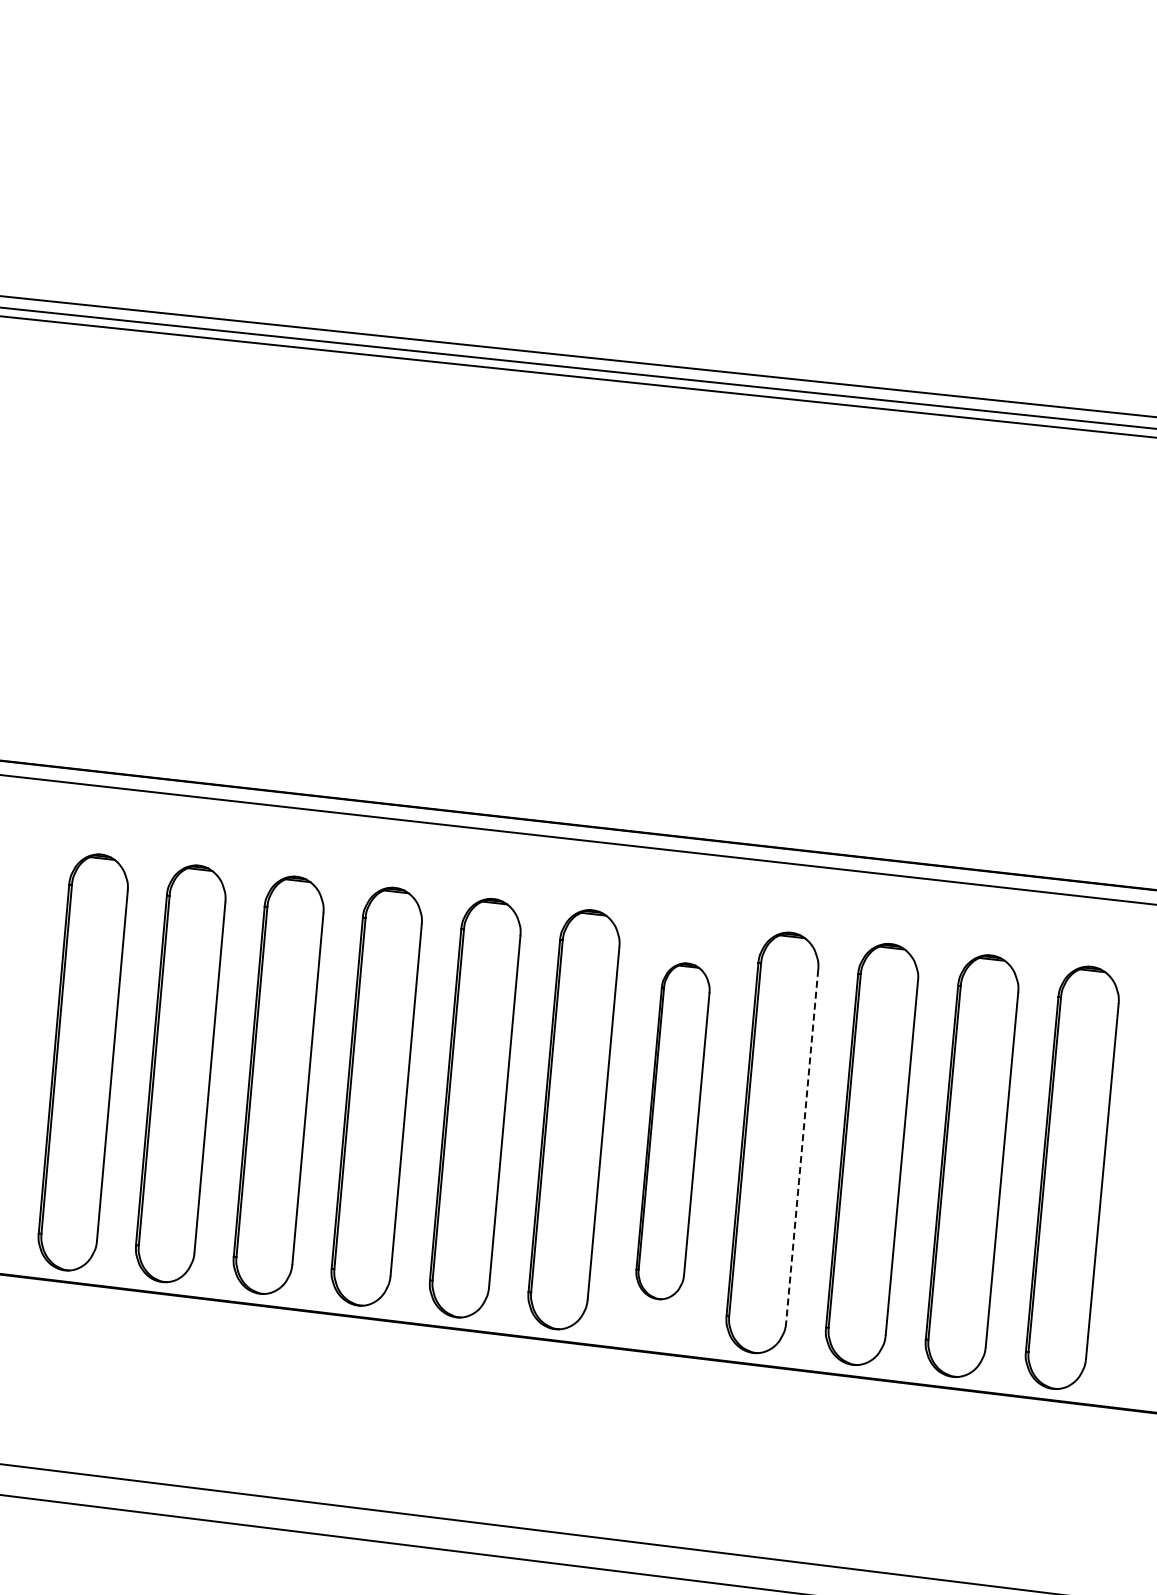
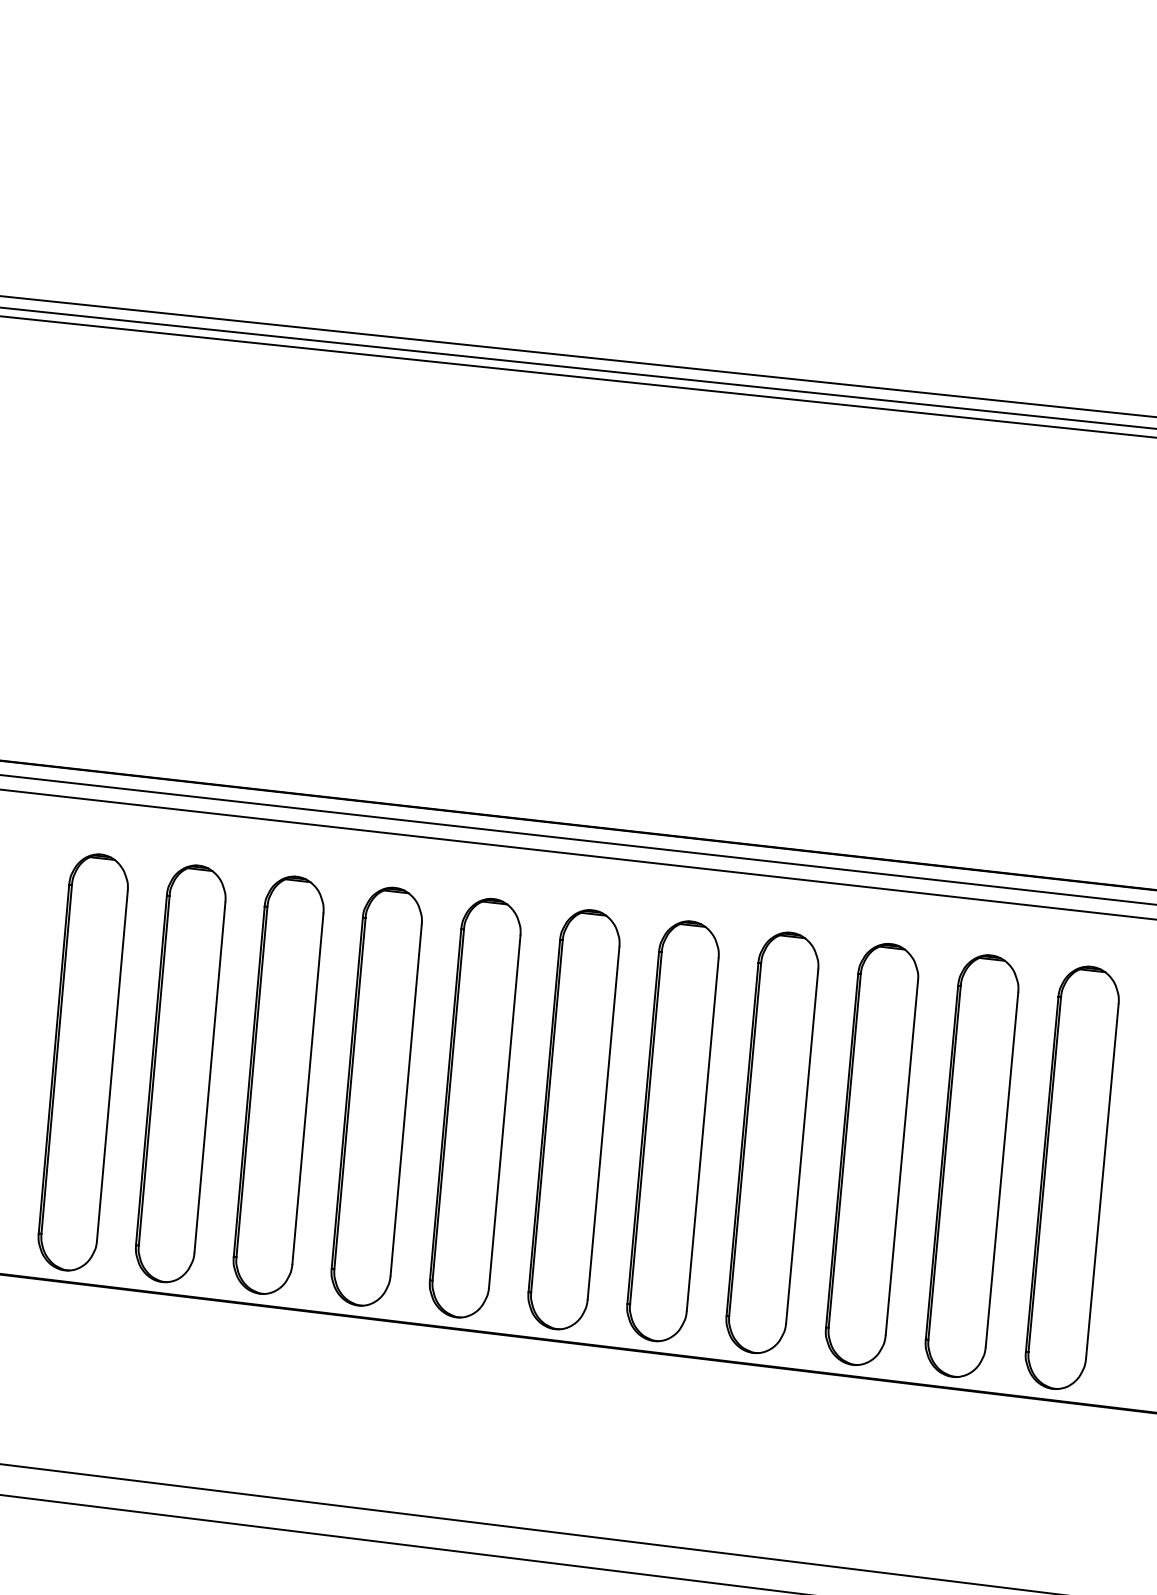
line: none -> present (577, 854)
part size: 76x339 px -> 94x423 px (672, 1131)
line: dashed -> solid (802, 1146)
